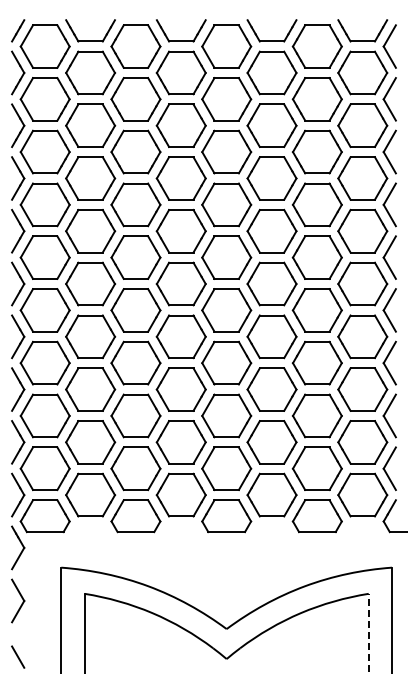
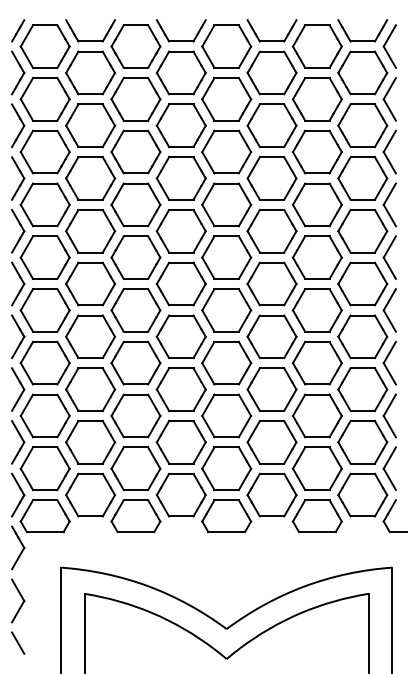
line: dashed -> solid (368, 633)
line position: (18, 656) -> (18, 642) (18, 642)
